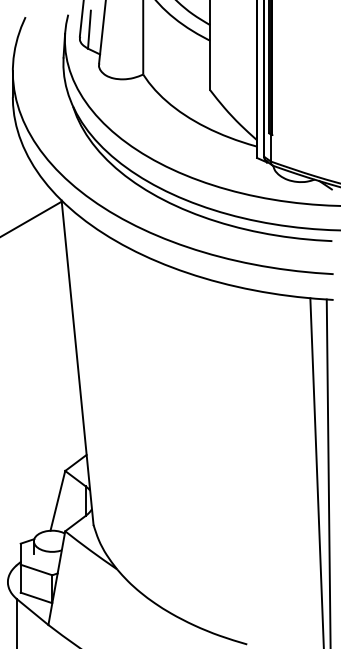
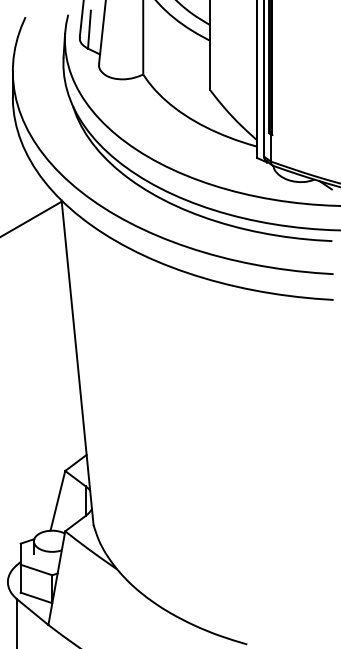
line: present -> none (316, 471)
line: present -> none (328, 472)
